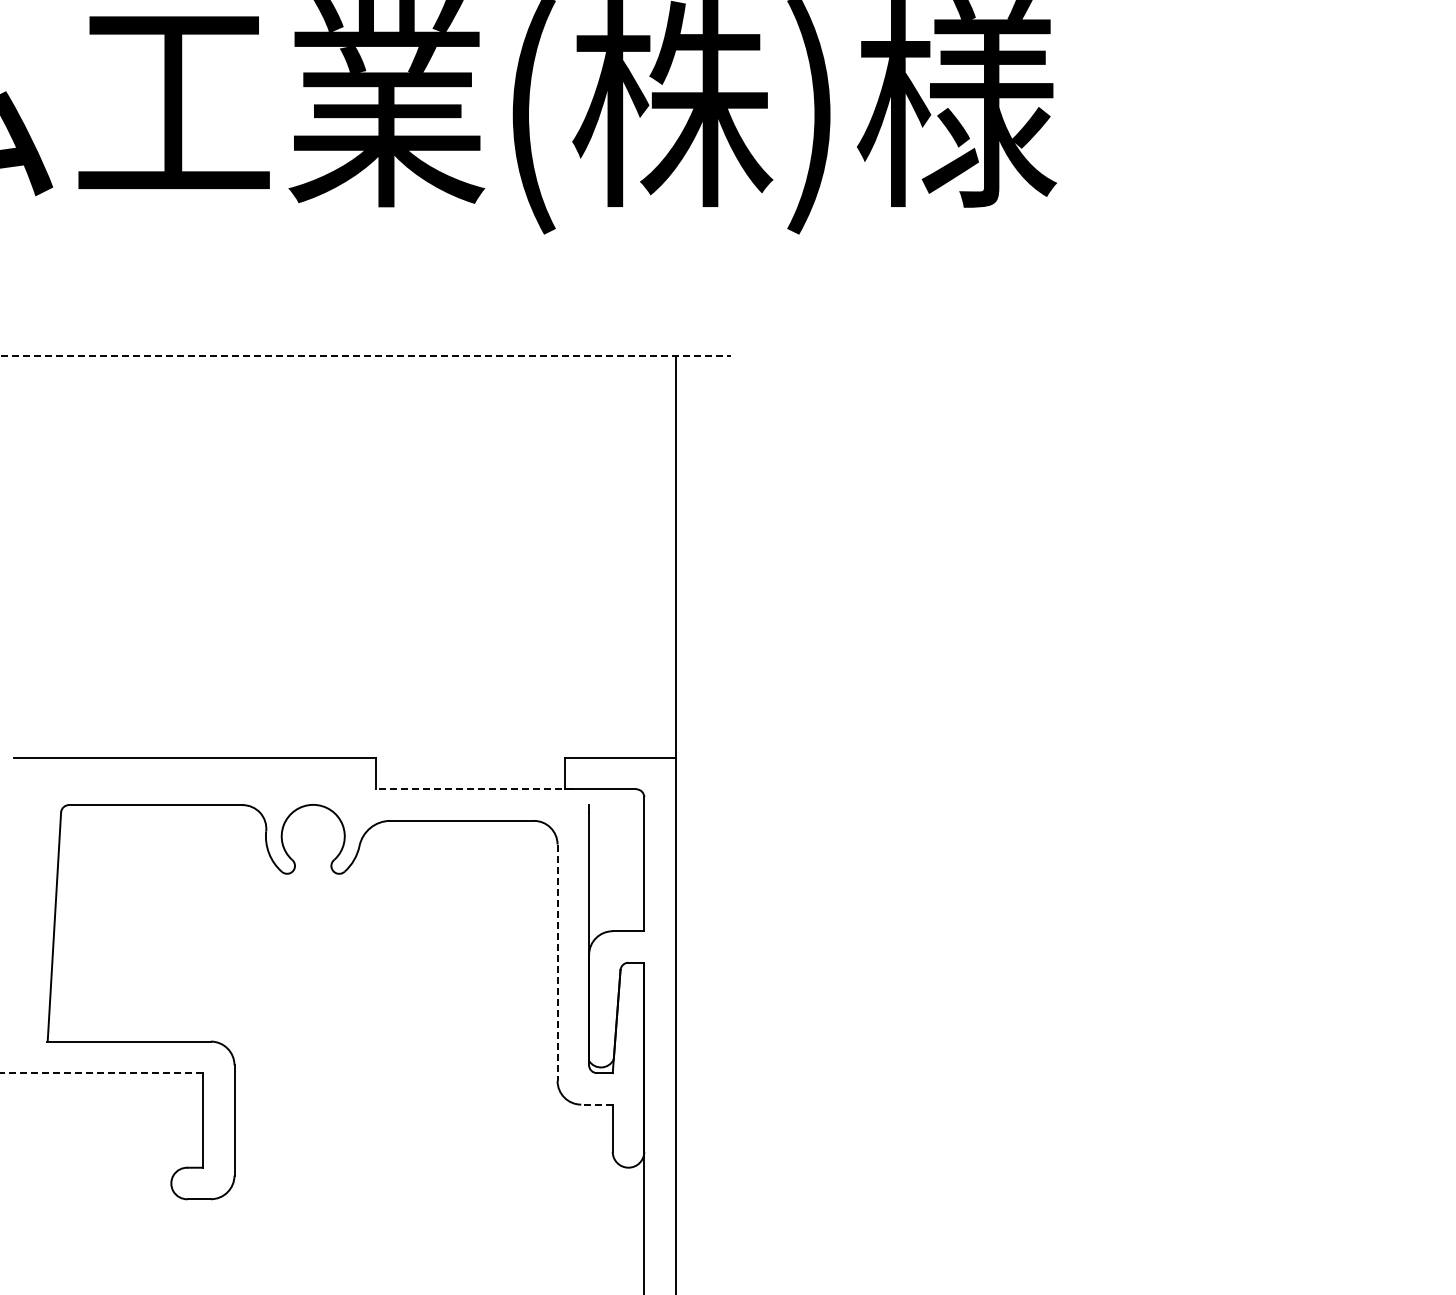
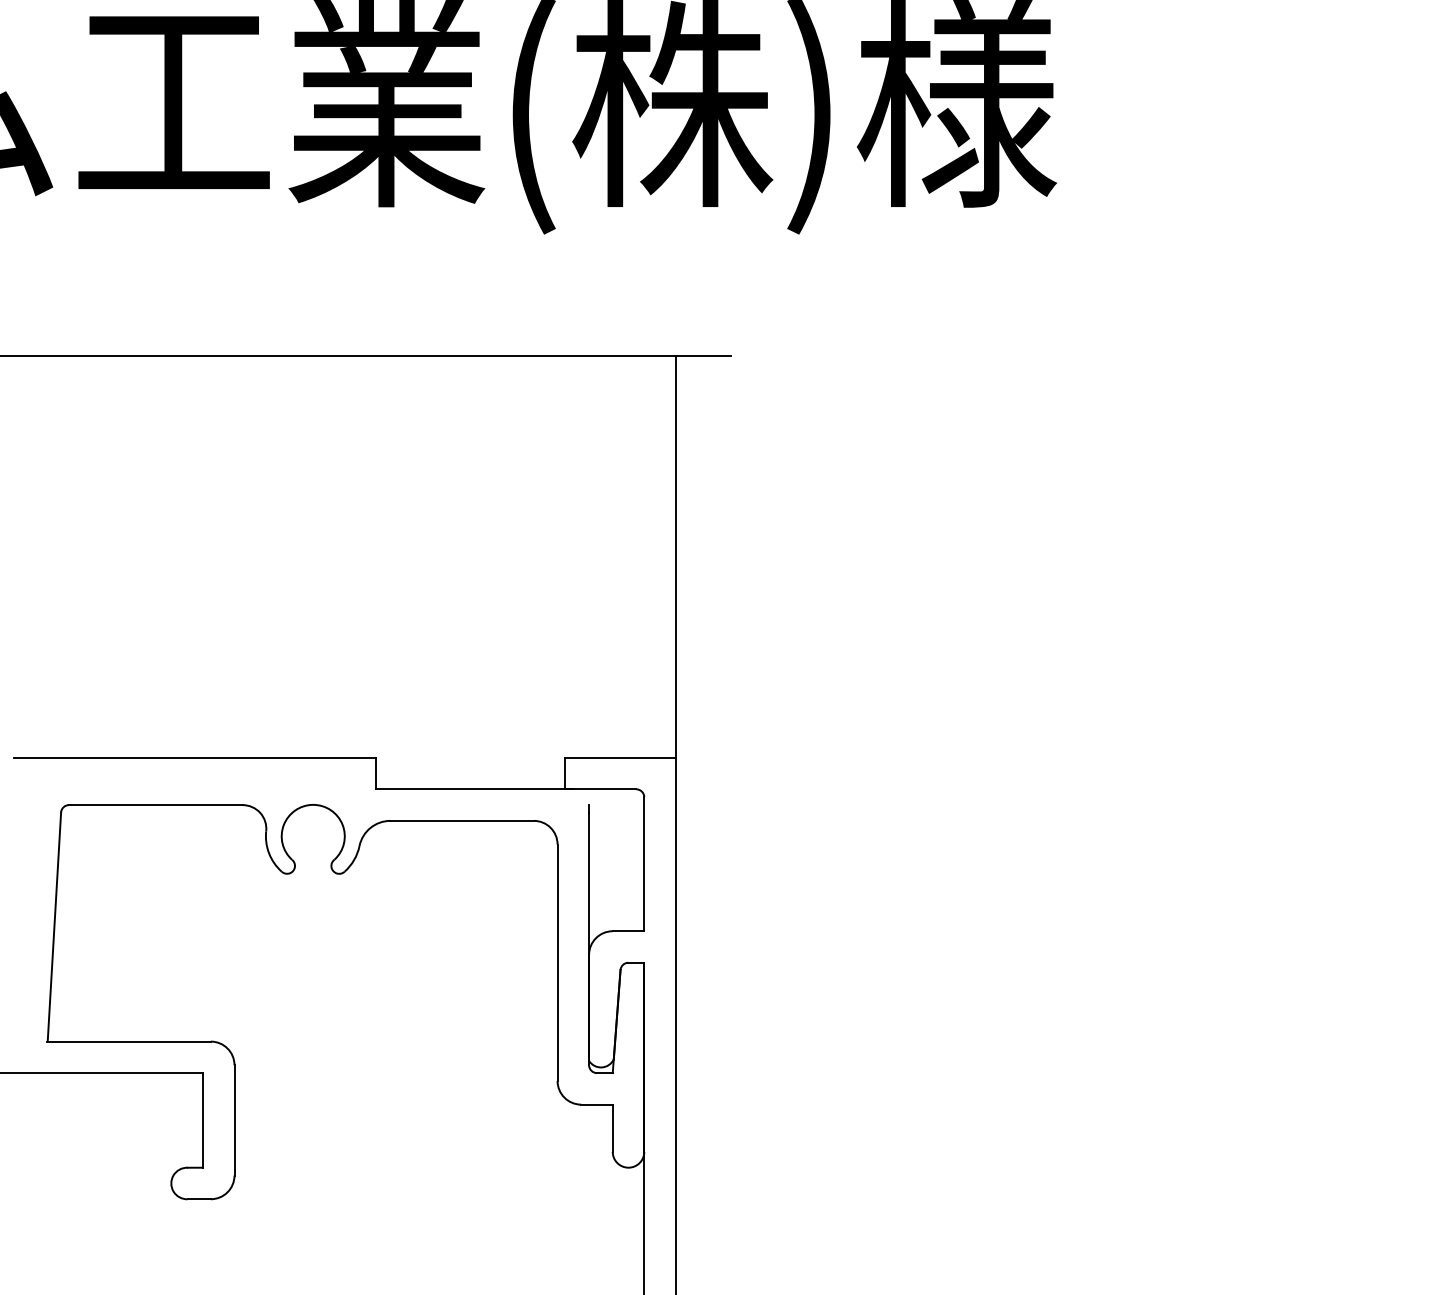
line: dashed -> solid (366, 355)
line: dashed -> solid (474, 789)
line: dashed -> solid (557, 963)
line: dashed -> solid (102, 1073)
line: dashed -> solid (596, 1104)
